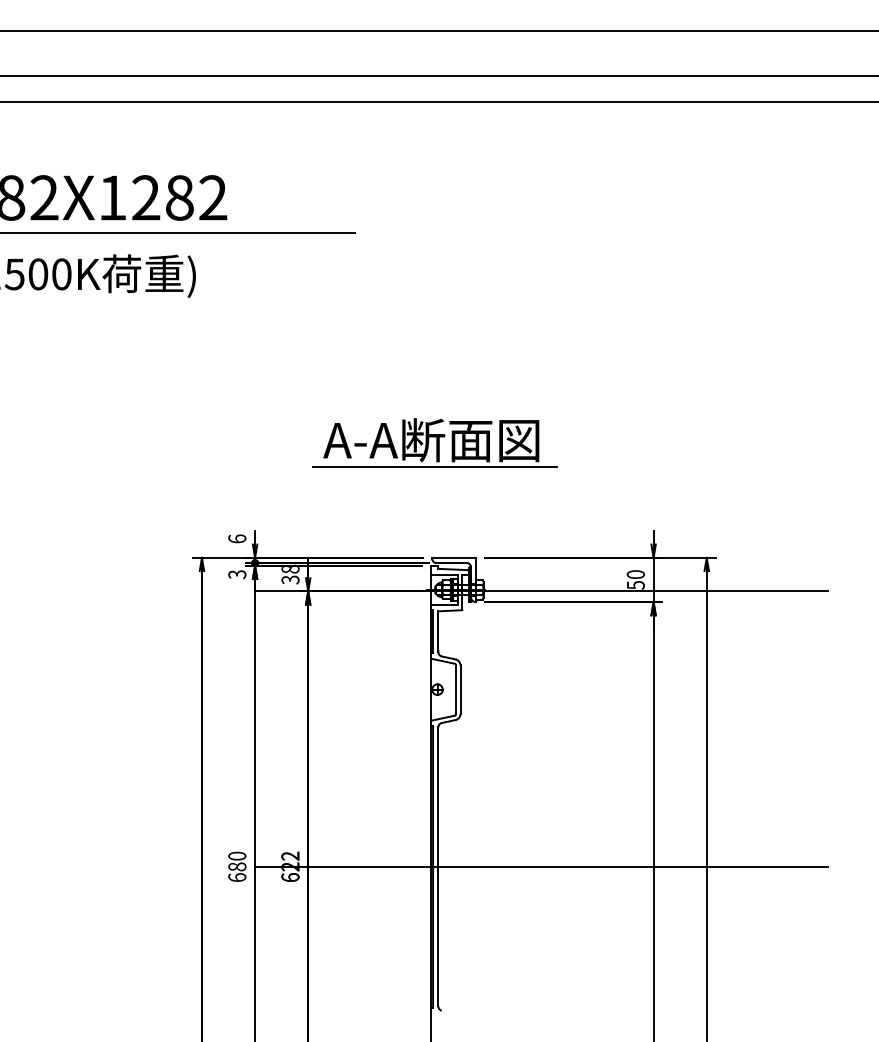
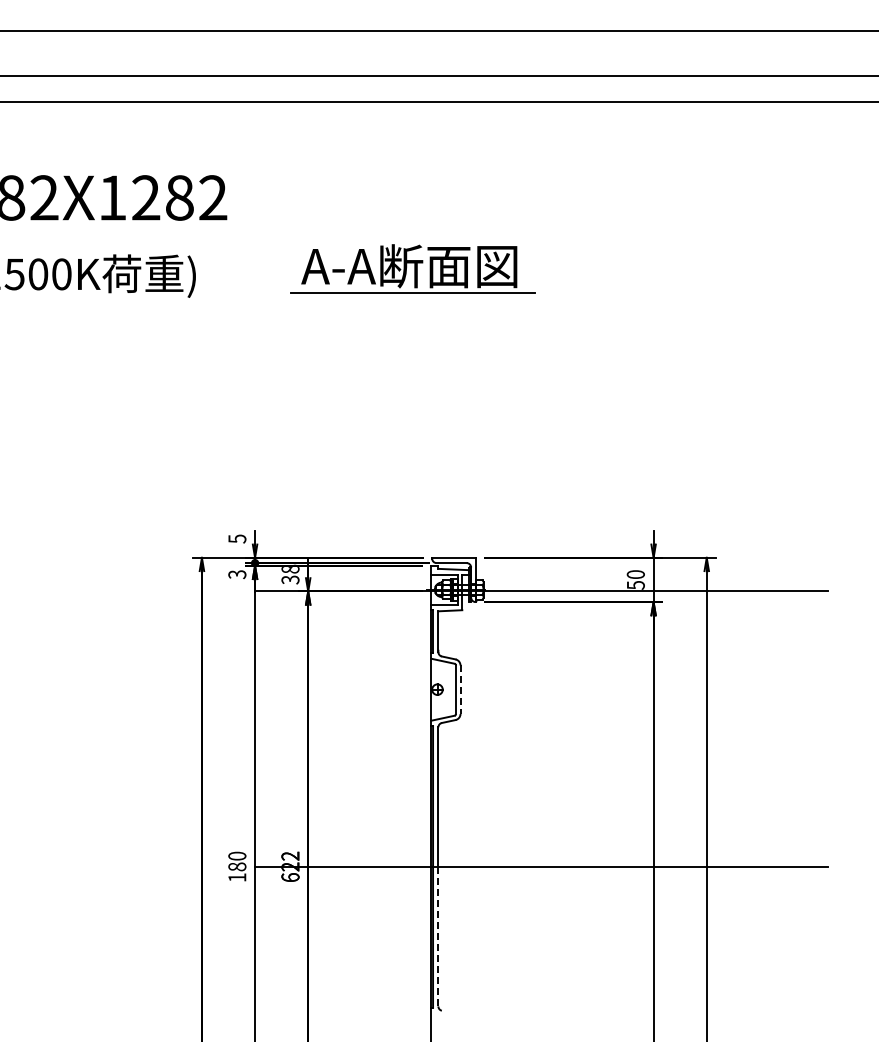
line: present -> none (178, 233)
part position: (434, 442) -> (412, 268) (412, 268)
text: 6 -> 5 (237, 538)
line: solid -> dashed (460, 690)
text: 680 -> 180 (237, 877)
line: solid -> dashed (438, 936)
